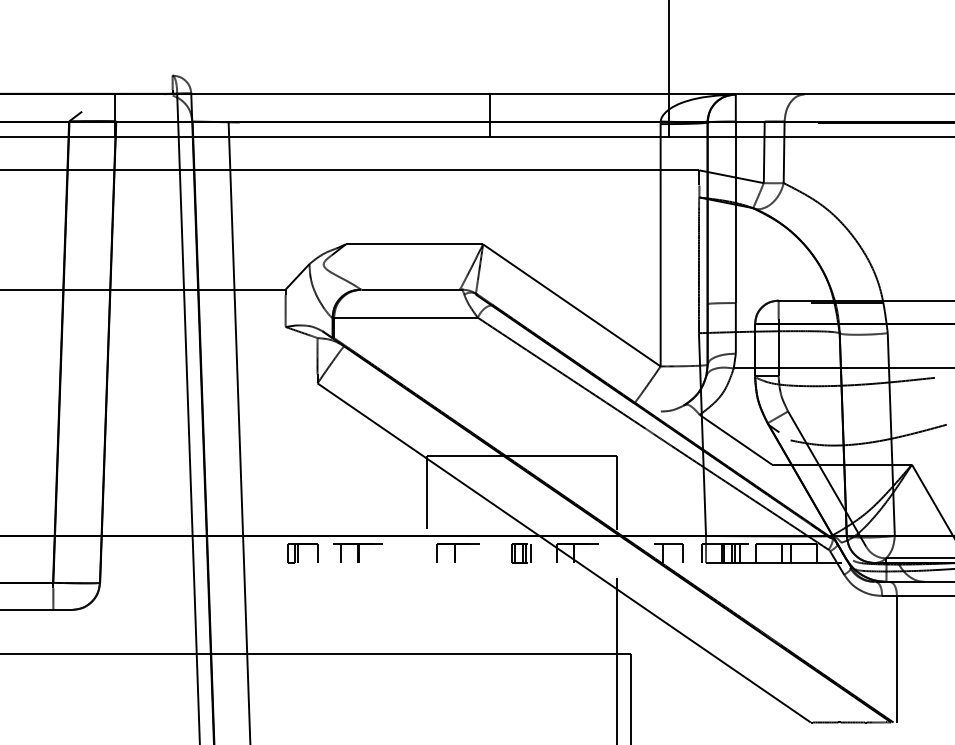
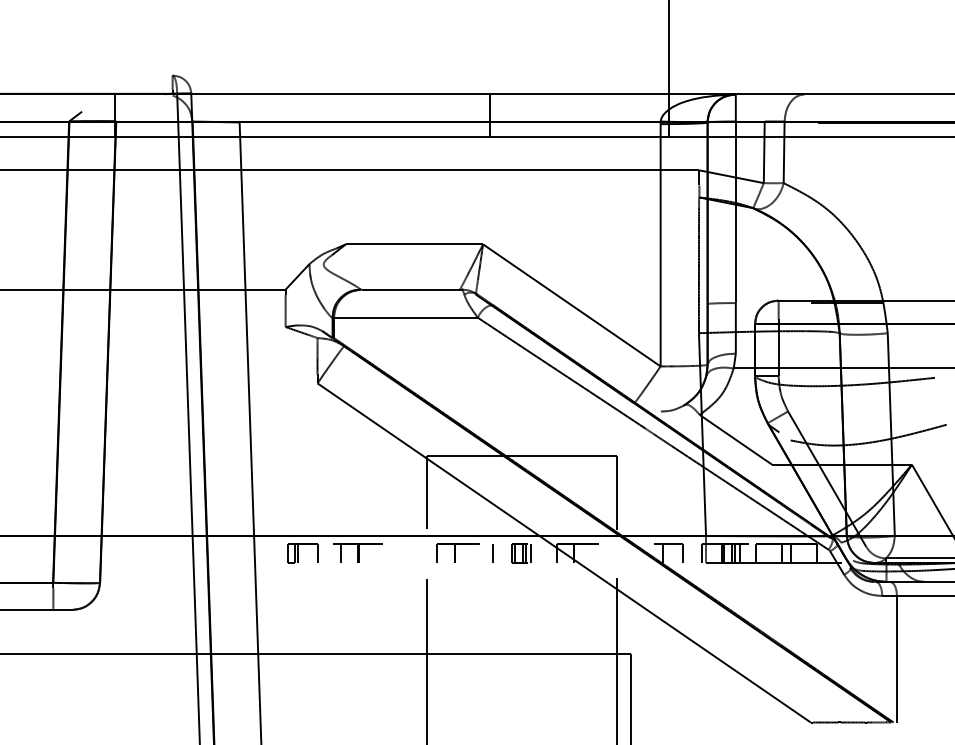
line position: (239, 431) -> (250, 431) (250, 431)
line: none -> present (492, 553)
line: none -> present (426, 659)
